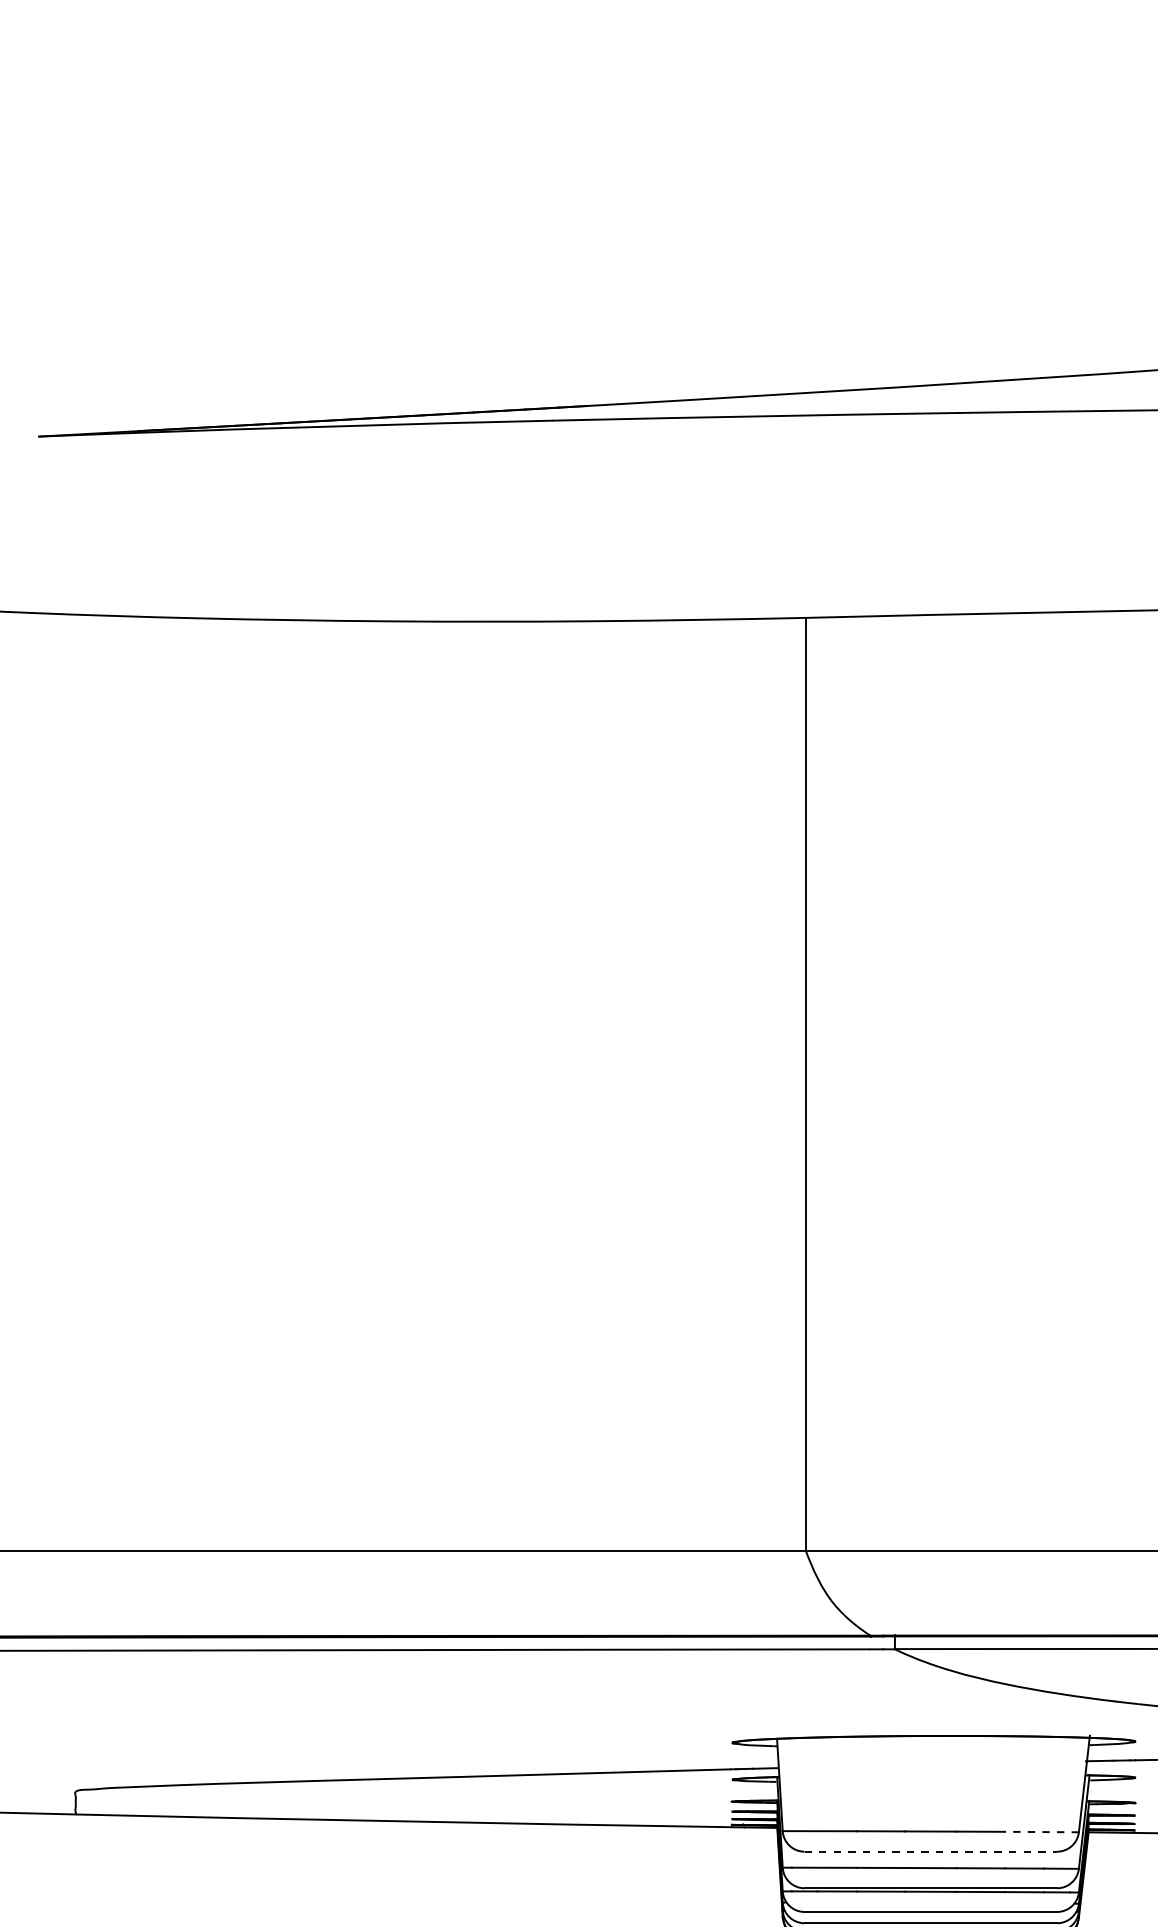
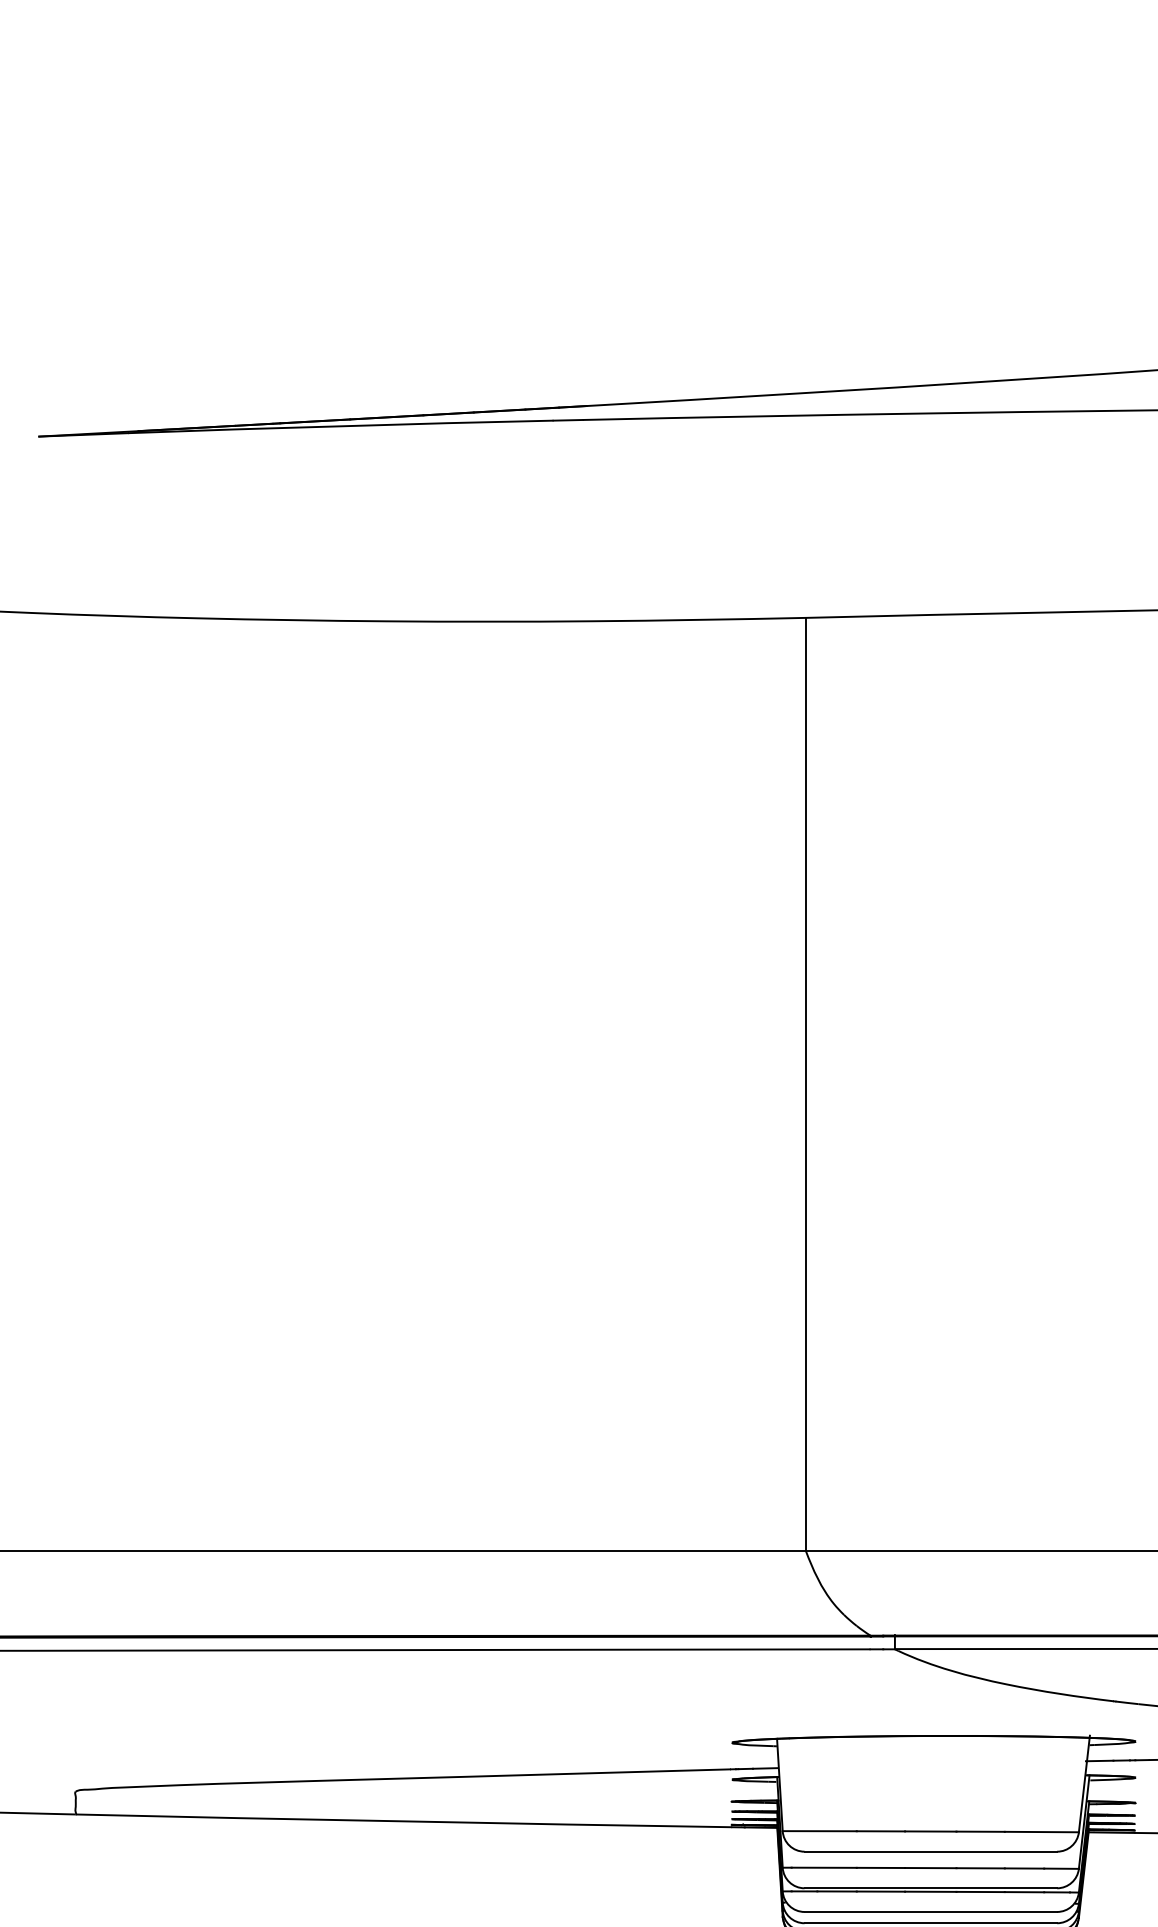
line: dashed -> solid (1041, 1832)
line: dashed -> solid (931, 1851)
